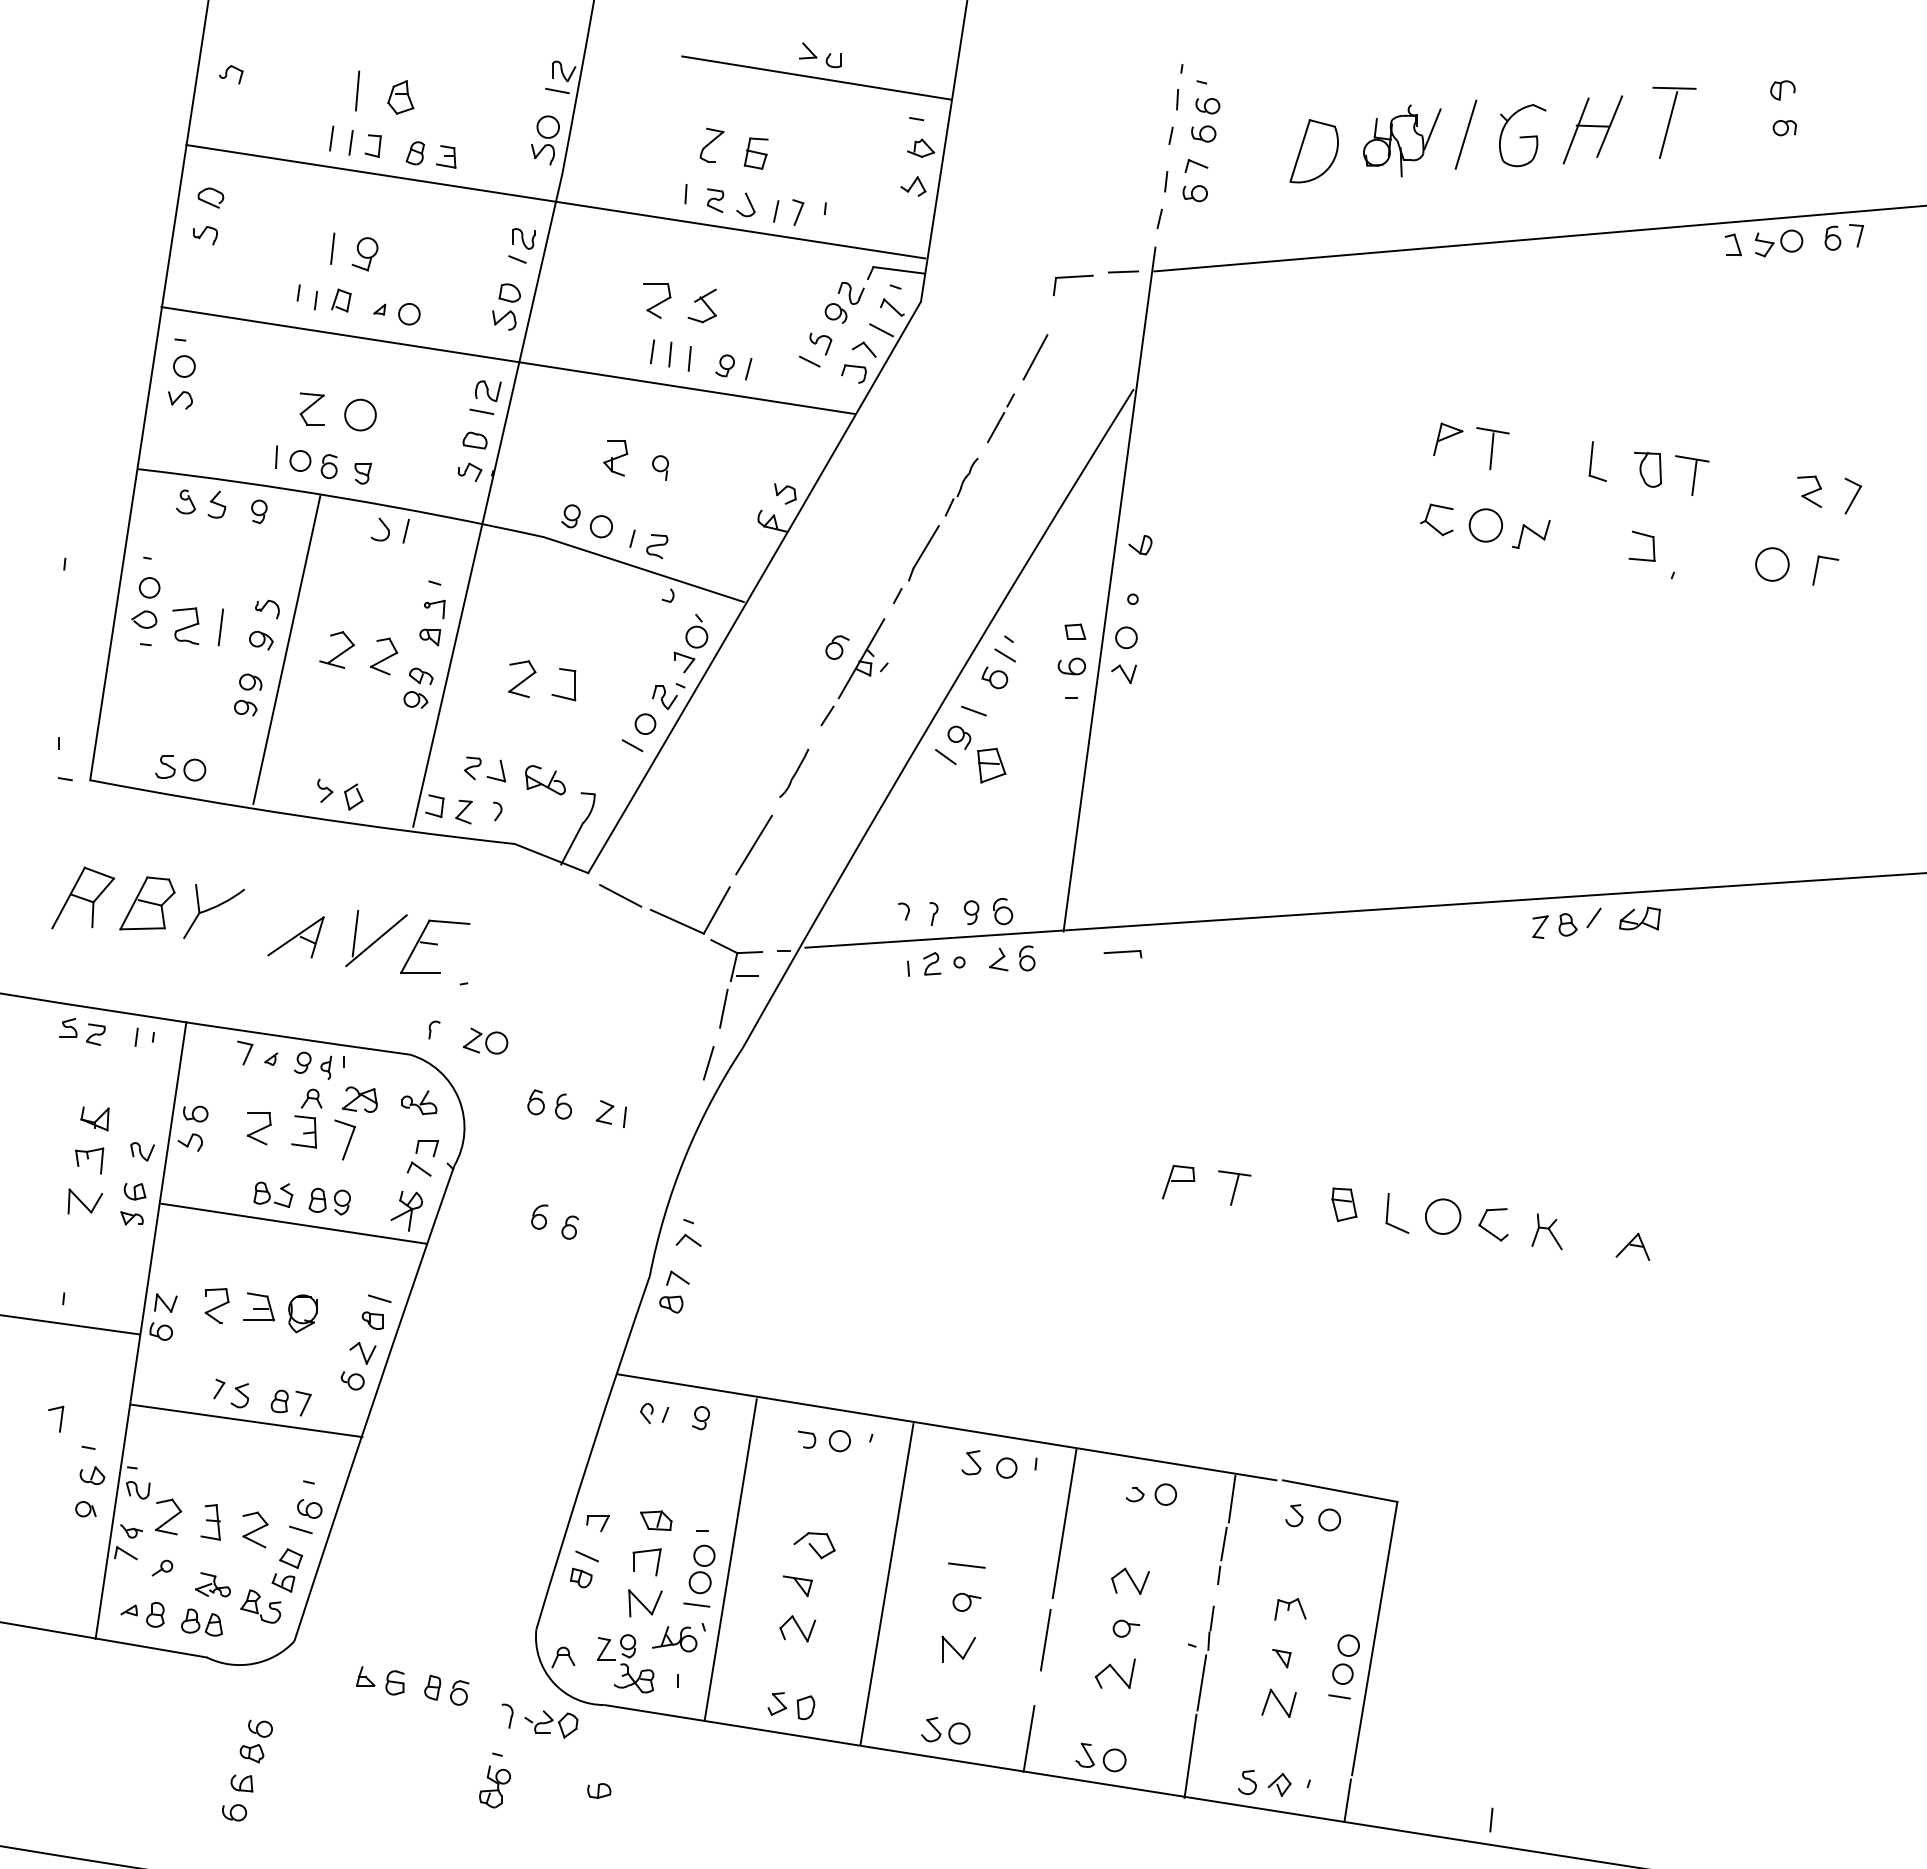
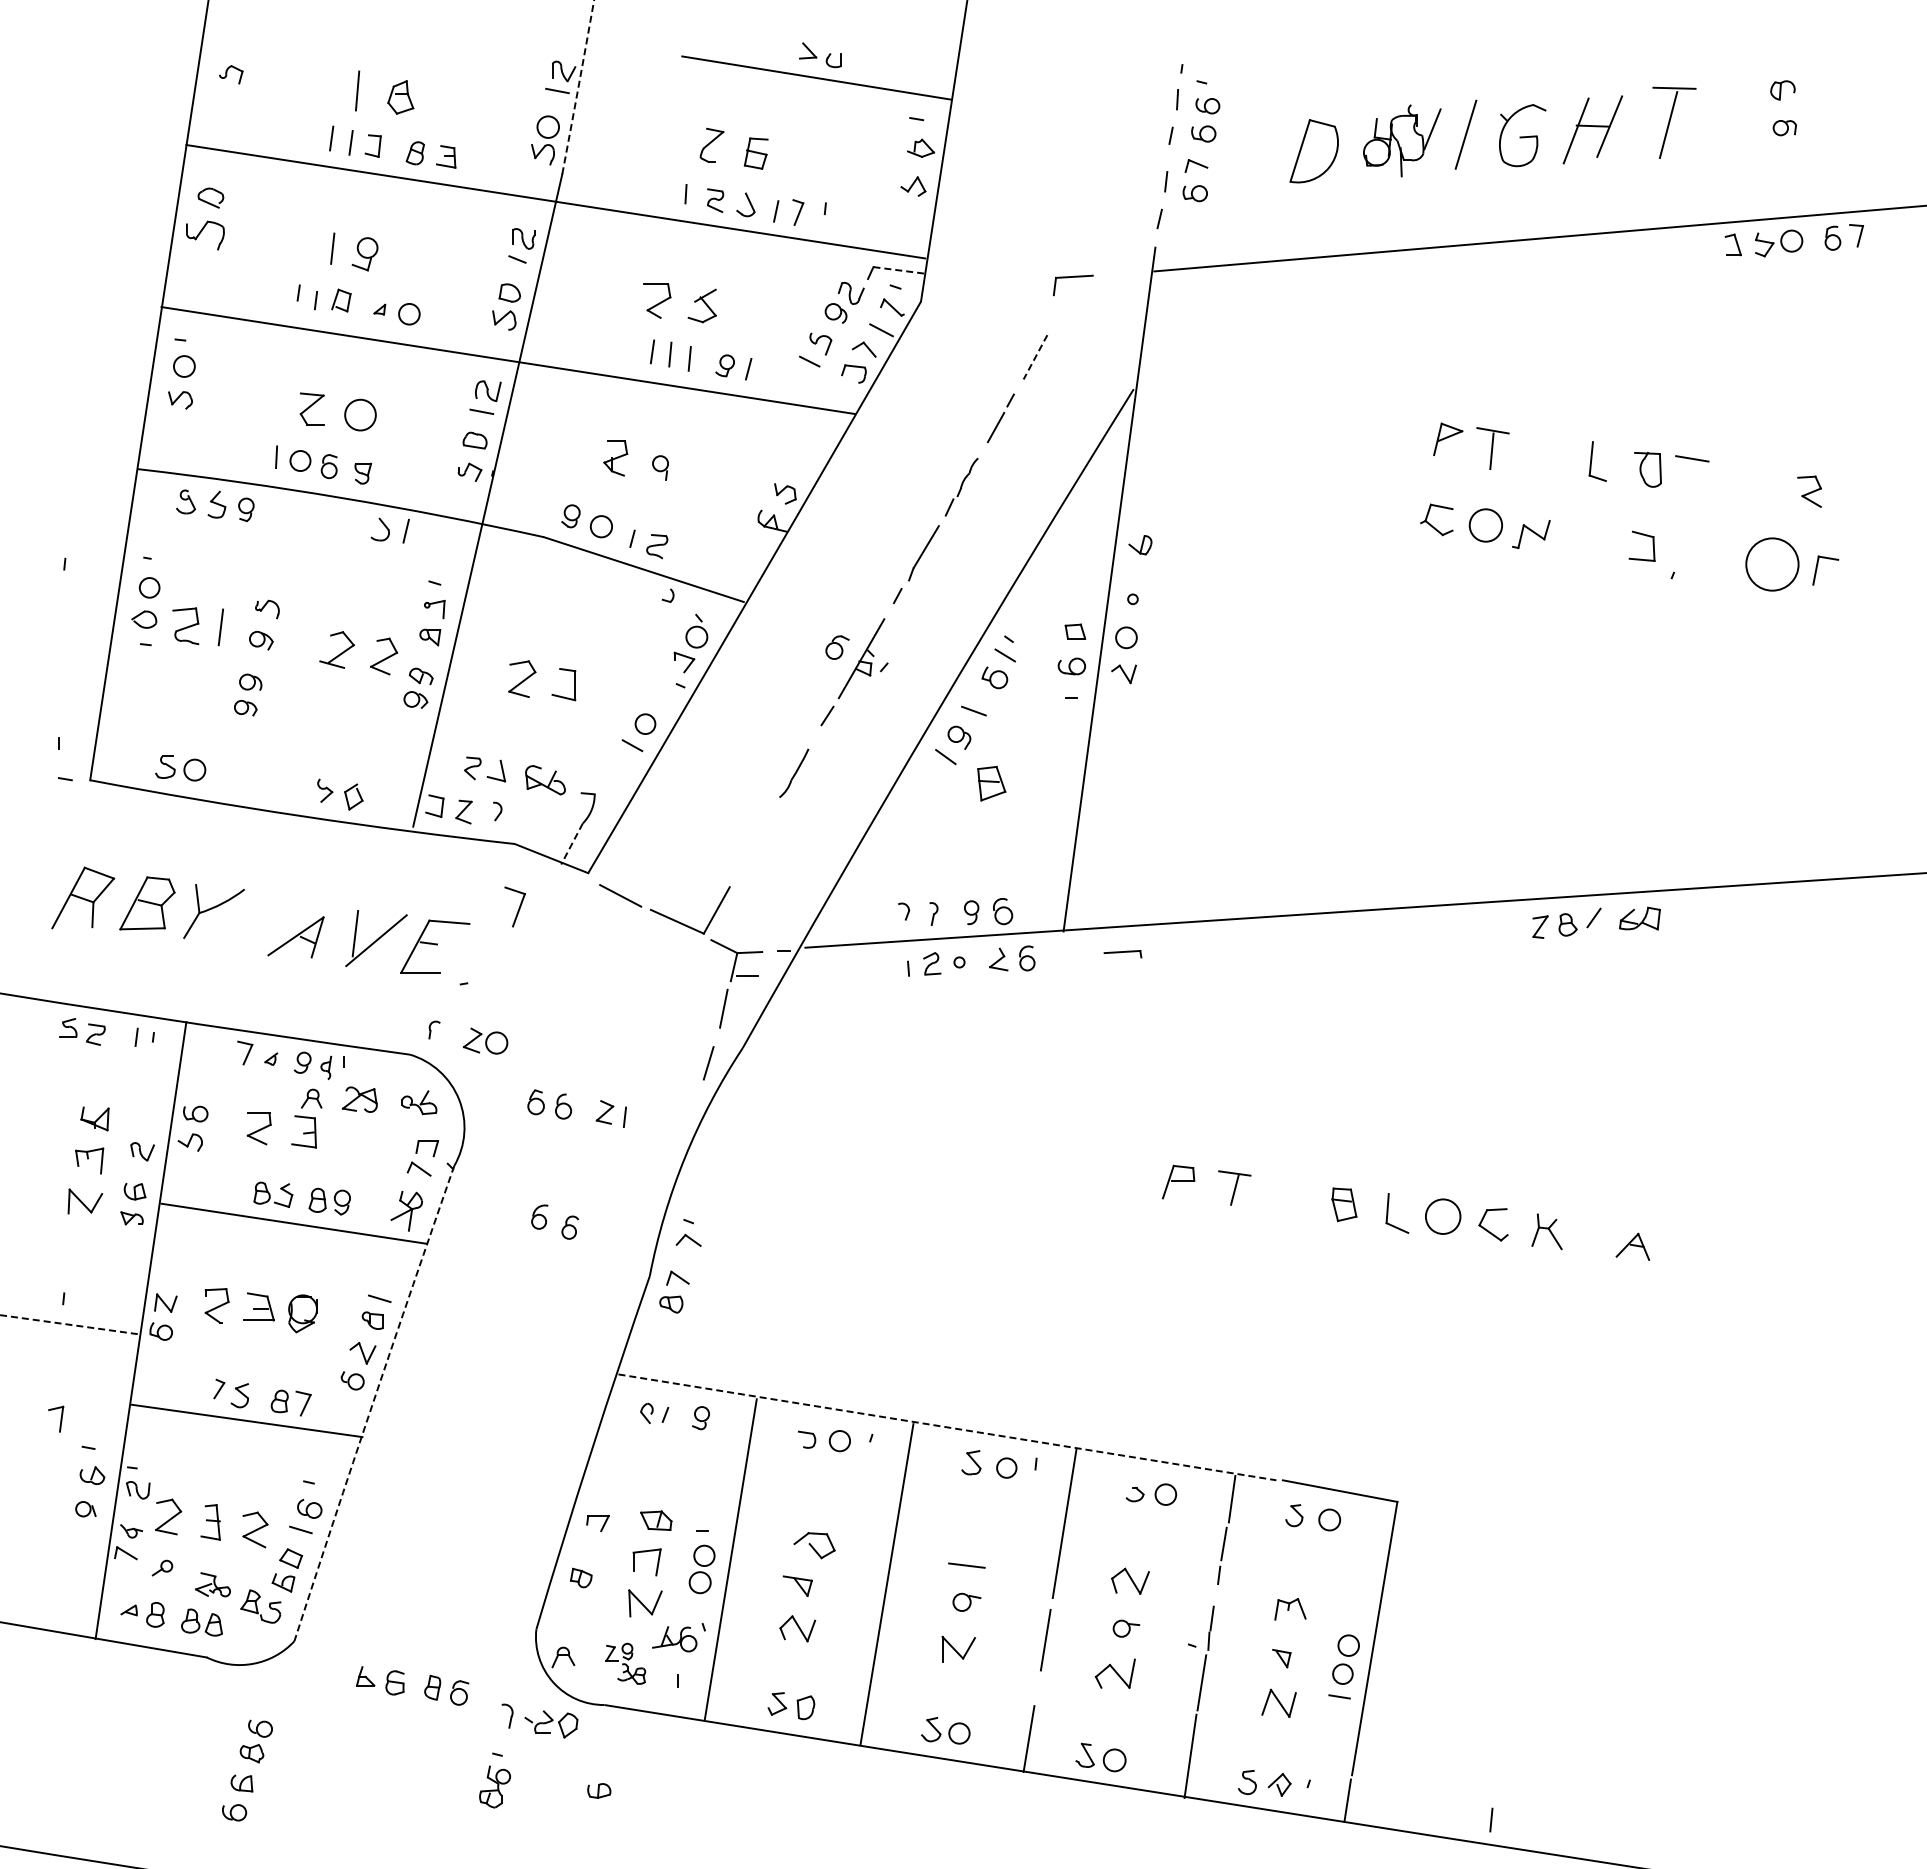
arc: solid -> dashed (578, 86)
part size: 25x20 px -> 39x31 px (205, 235)
line: solid -> dashed (898, 270)
line: present -> none (1123, 271)
line: solid -> dashed (1035, 357)
line: present -> none (1694, 477)
part: present -> none (1852, 495)
part position: (259, 511) -> (246, 509) (246, 509)
circle diameter: 33 px -> 52 px (1772, 564)
line: present -> none (286, 650)
part: present -> none (664, 697)
part position: (991, 765) -> (991, 783) (991, 783)
line: solid -> dashed (571, 844)
line: present -> none (753, 844)
part position: (344, 1139) -> (514, 906) (514, 906)
line: solid -> dashed (70, 1324)
arc: solid -> dashed (373, 1403)
line: solid -> dashed (947, 1427)
line: present -> none (586, 1556)
line: present -> none (696, 1604)
part size: 58x60 px -> 42x43 px (625, 1663)
